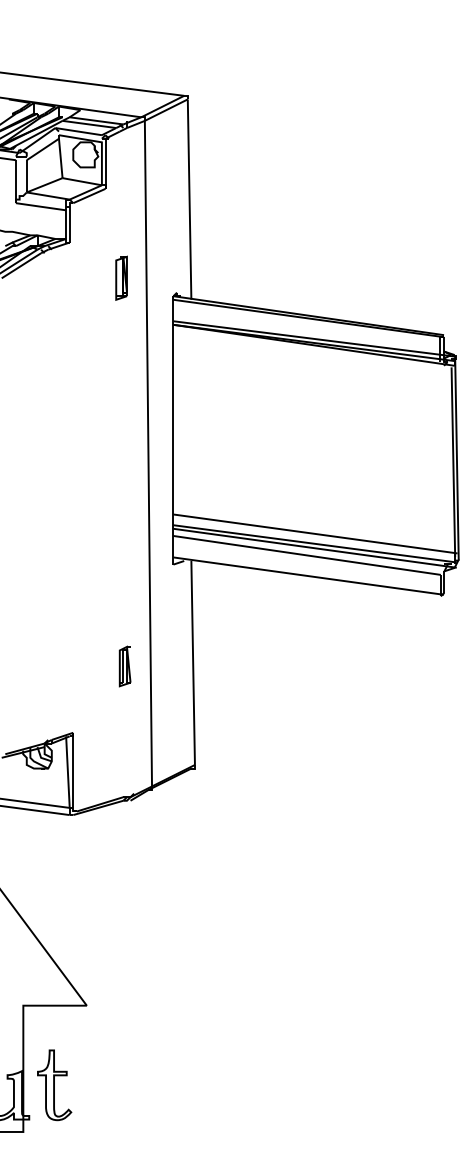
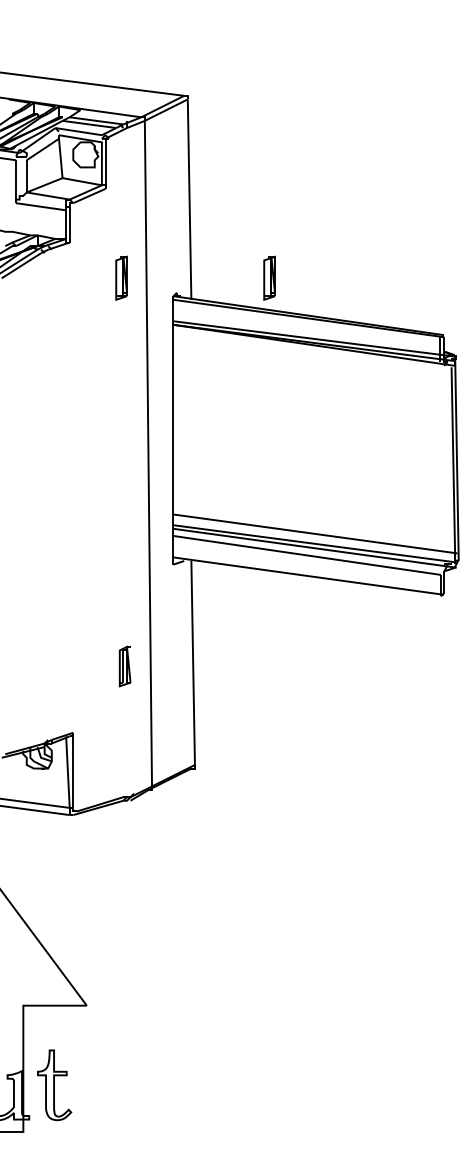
part: none -> present (269, 277)
